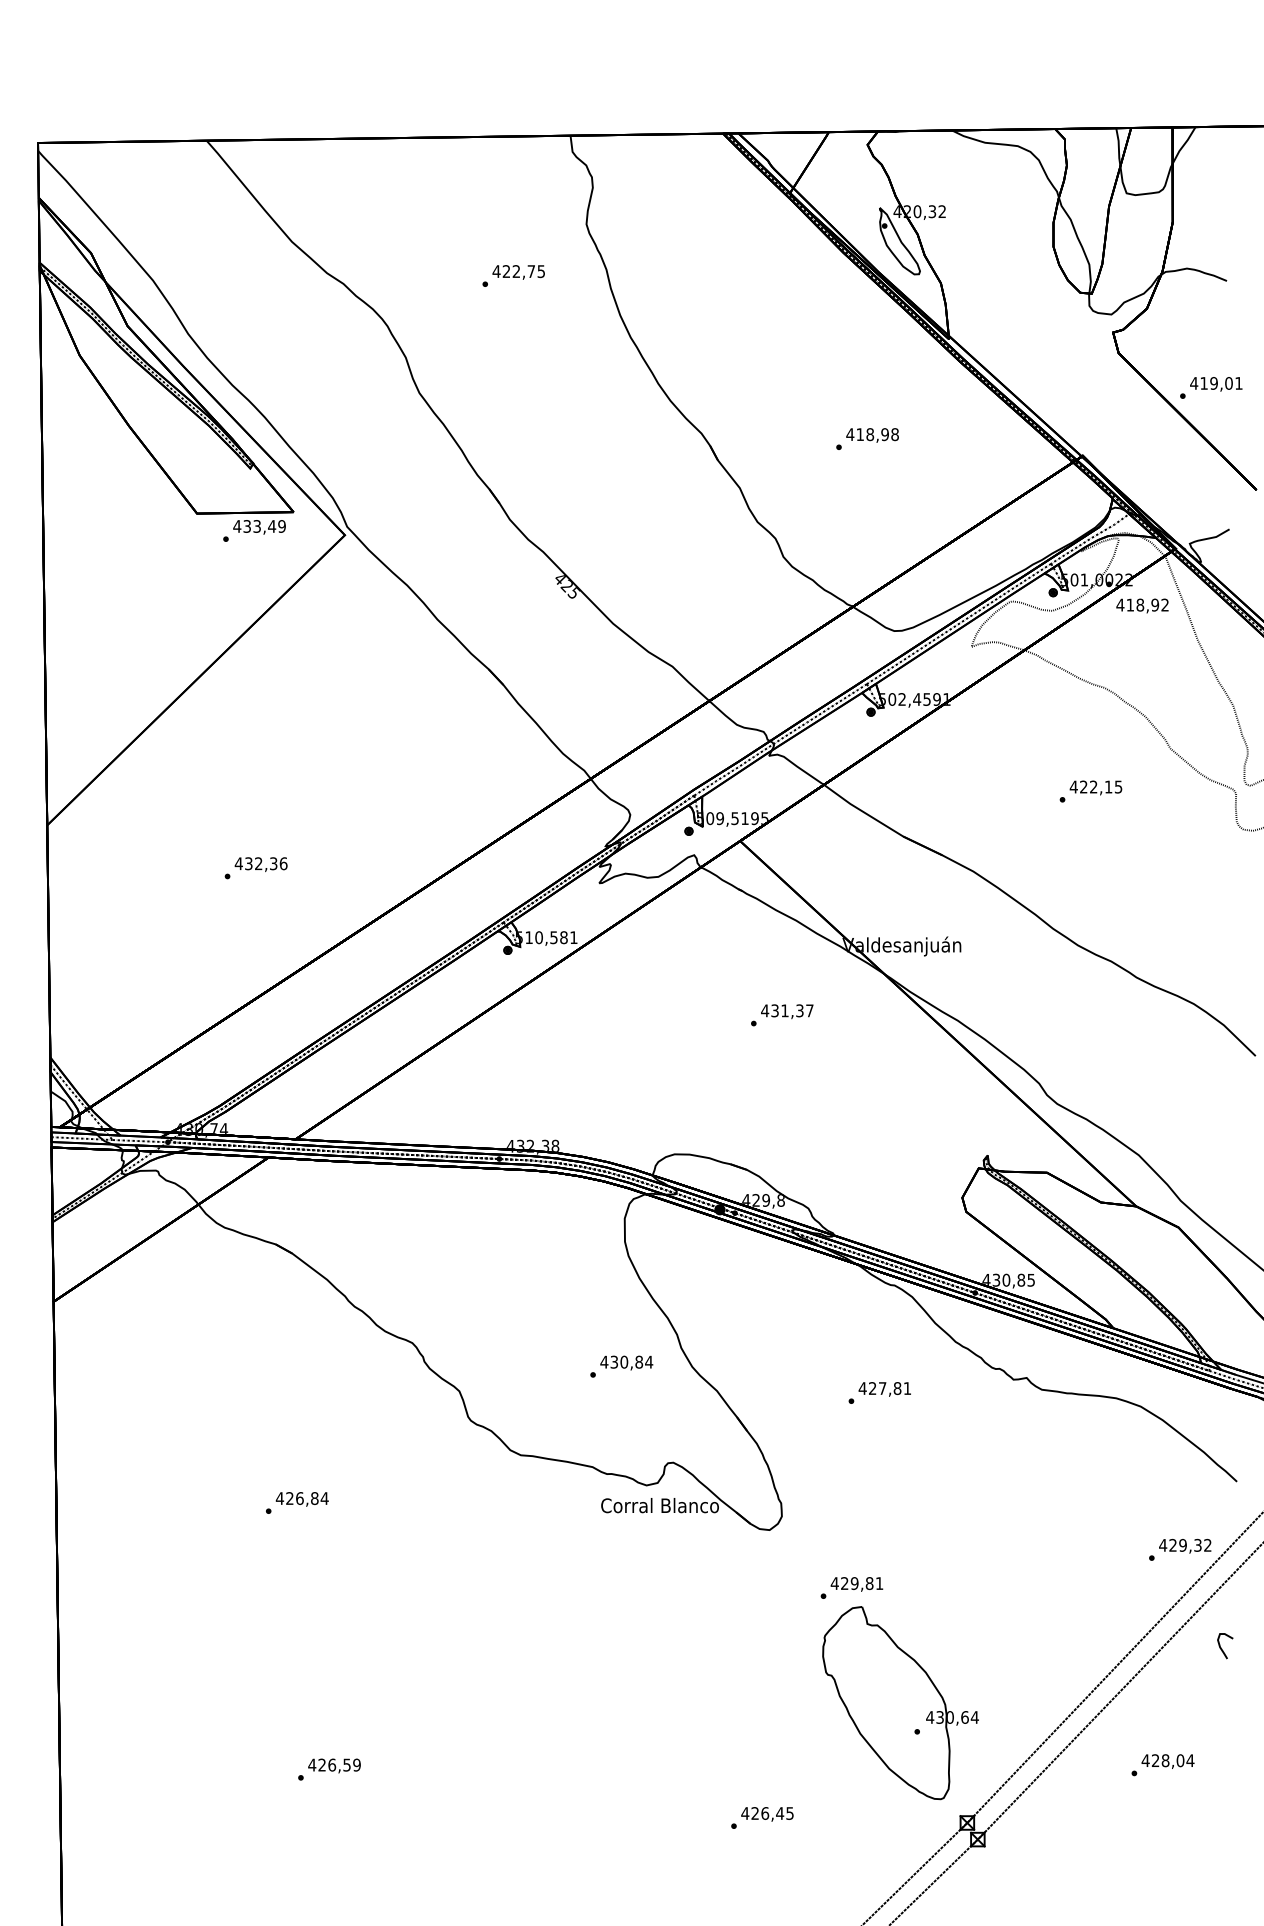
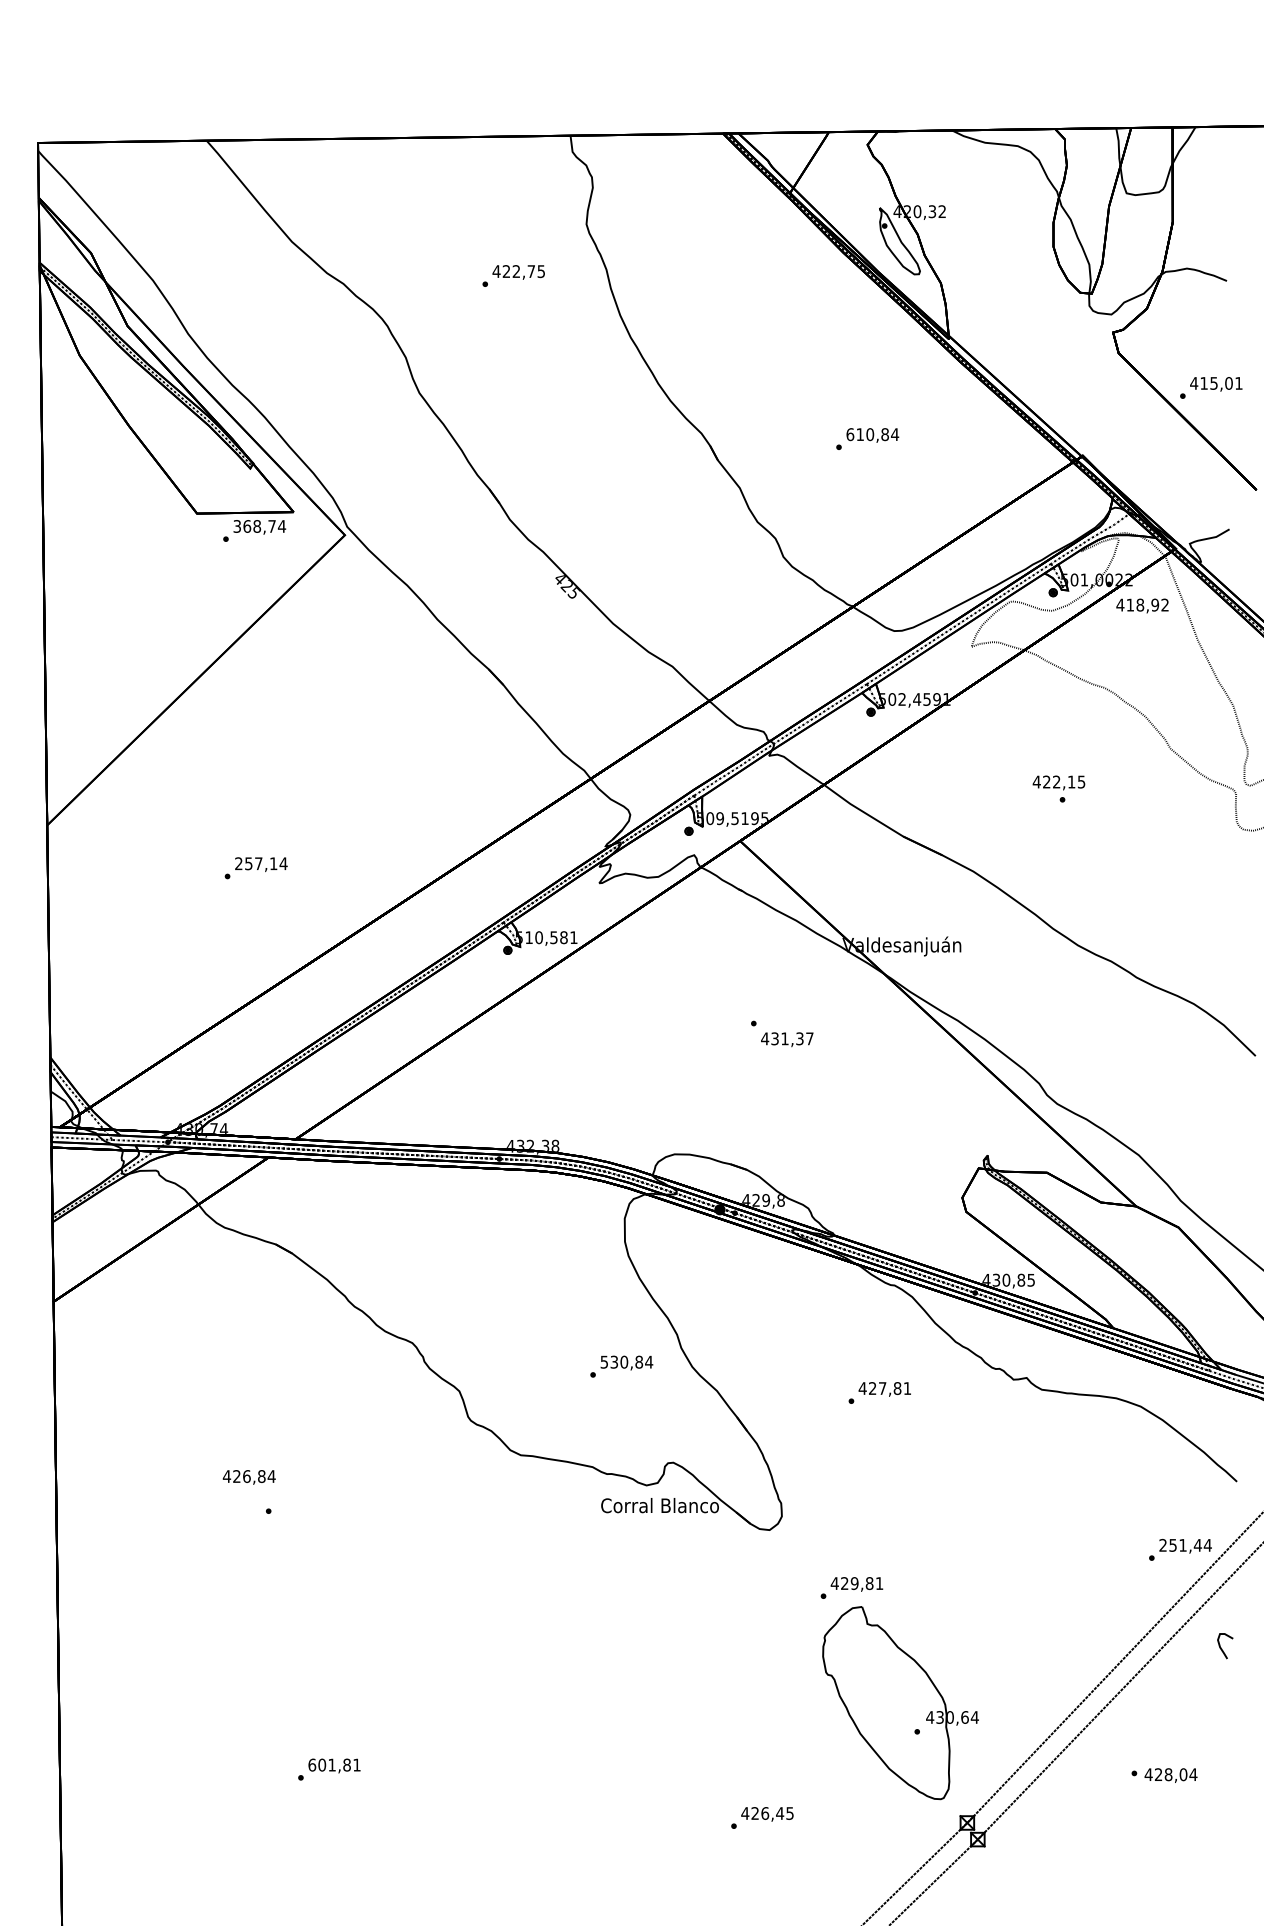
text: 419,01 -> 415,01 (1213, 383)
text: 418,98 -> 610,84 (872, 434)
text: 433,49 -> 368,74 (259, 526)
text position: (1095, 787) -> (1058, 782) (1058, 782)
text: 432,36 -> 257,14 (260, 863)
text position: (787, 1011) -> (787, 1039) (787, 1039)
text: 430,84 -> 530,84 (604, 1361)
text position: (301, 1499) -> (248, 1477) (248, 1477)
text: 429,32 -> 251,44 (1185, 1544)
text position: (1167, 1761) -> (1170, 1775) (1170, 1775)
text: 426,59 -> 601,81 (334, 1764)
